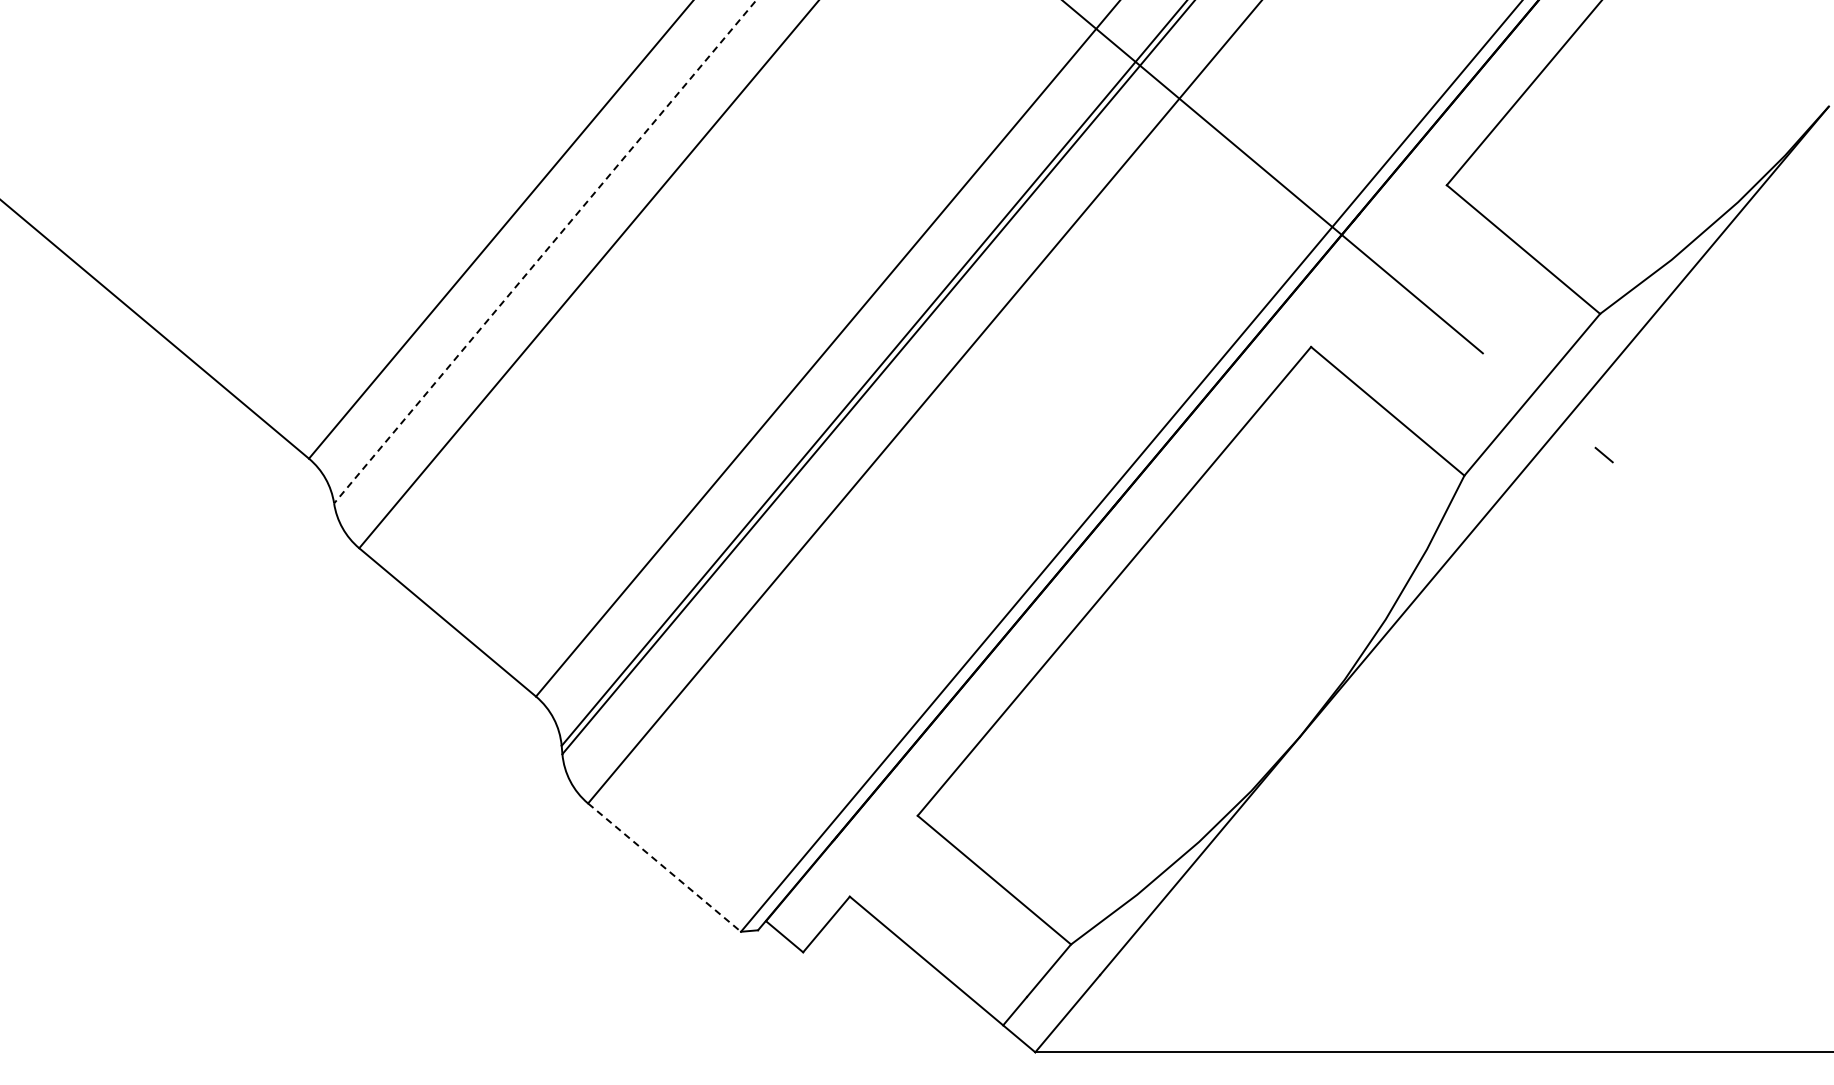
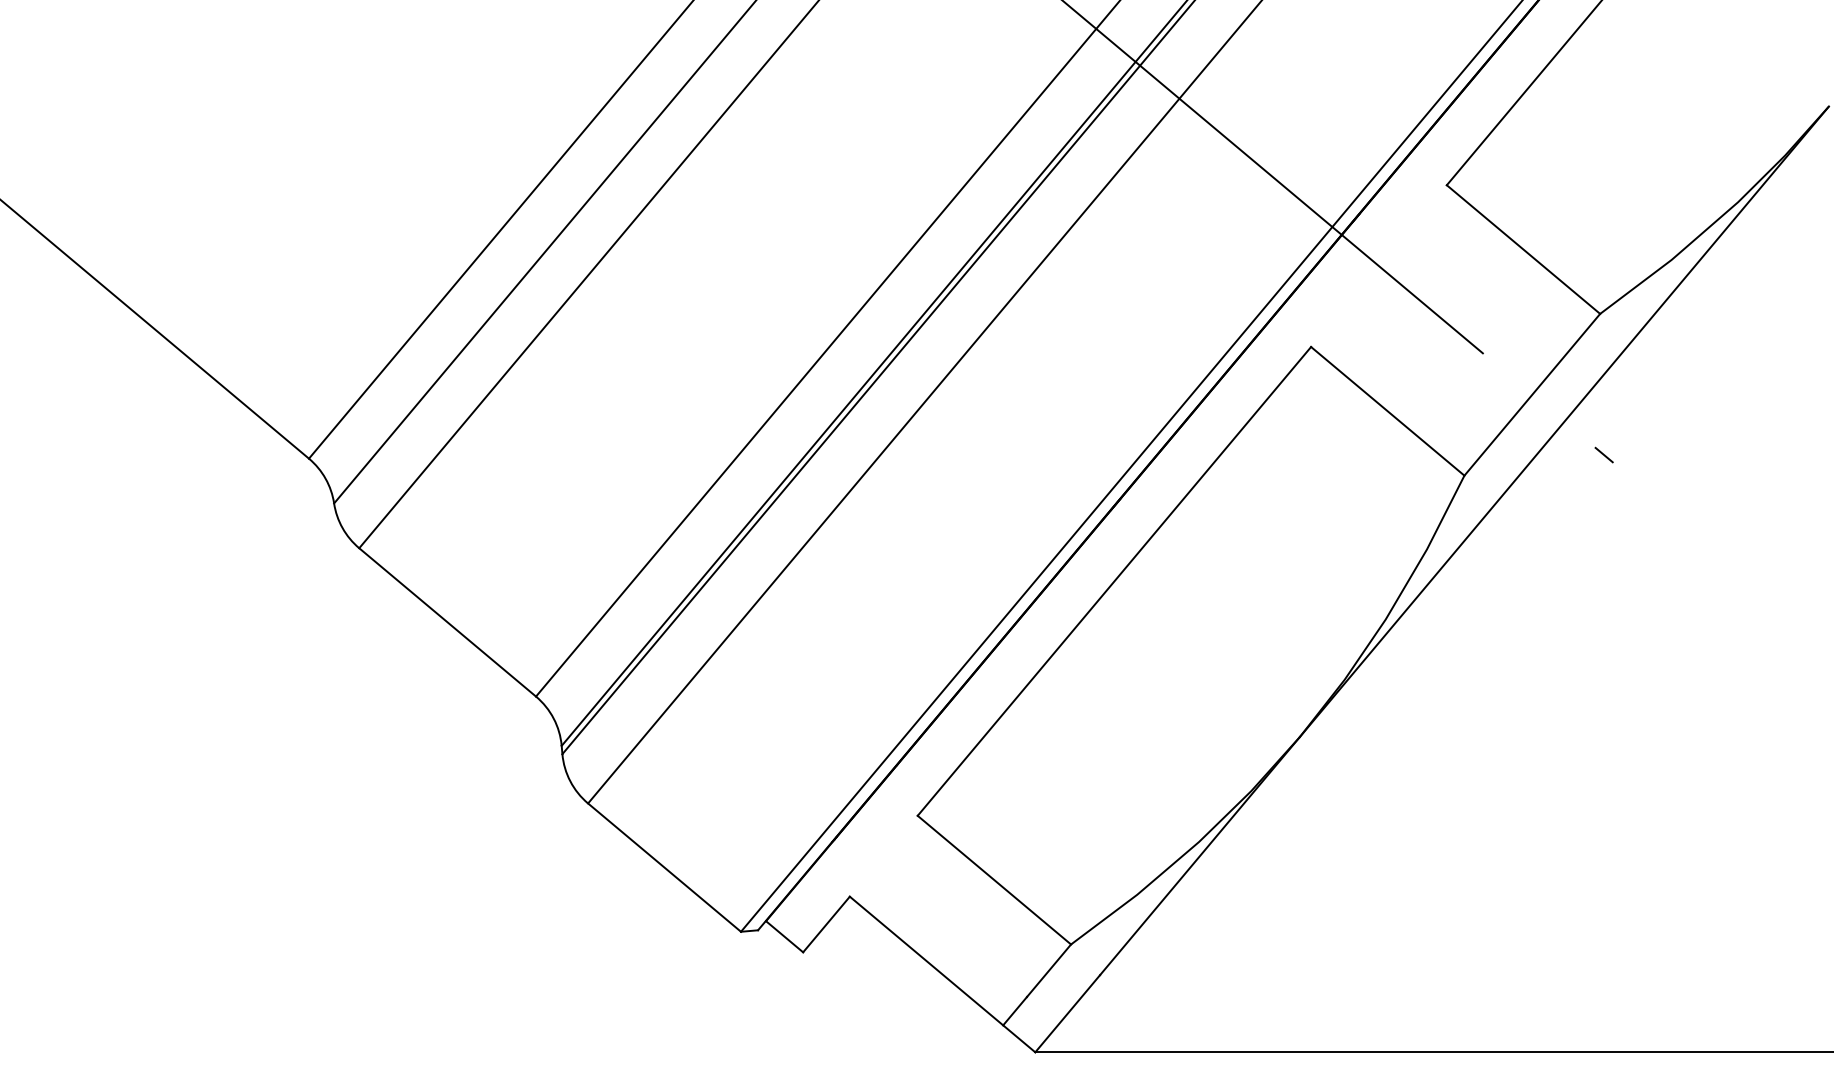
line: dashed -> solid (544, 252)
line: dashed -> solid (664, 867)
